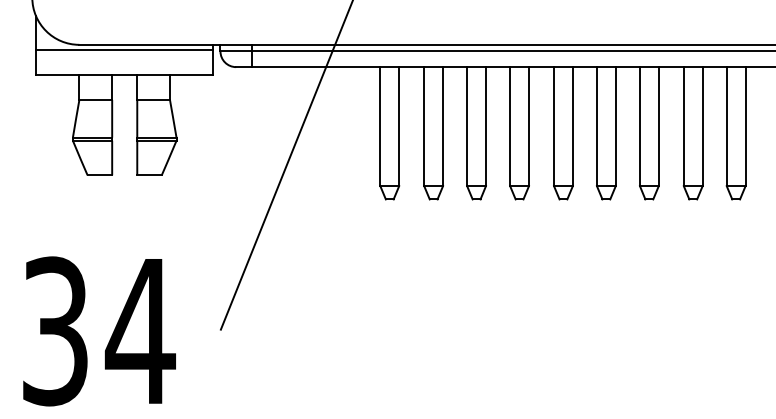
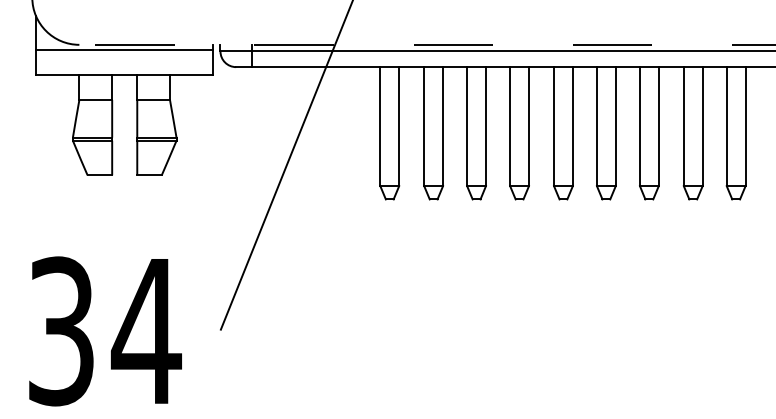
line: solid -> dashed (427, 44)
text position: (99, 331) -> (105, 331) (105, 331)
